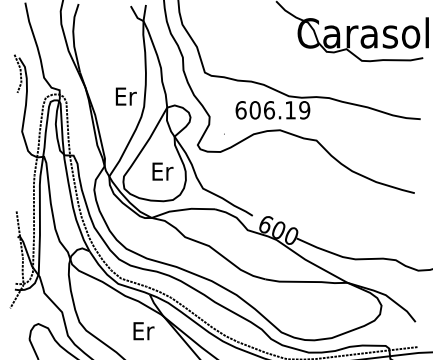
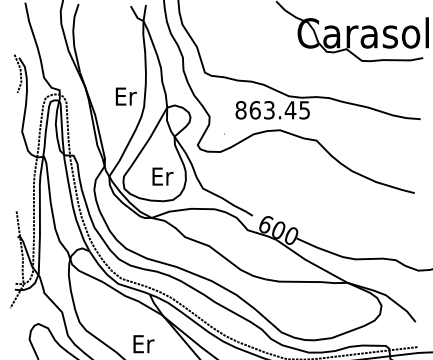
text: 606.19 -> 863.45 (272, 110)
text position: (162, 171) -> (162, 176) (162, 176)
text position: (143, 331) -> (143, 344) (143, 344)
